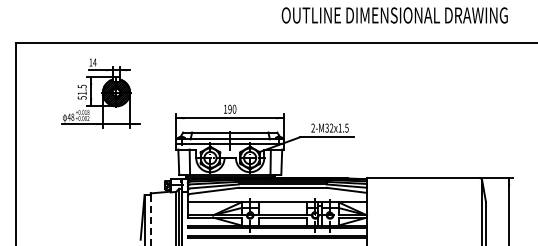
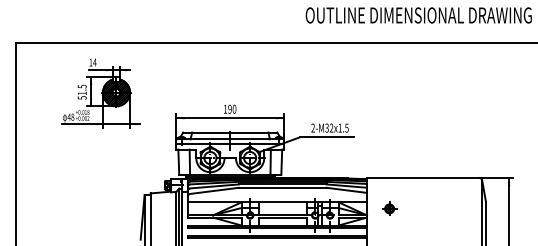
text position: (394, 15) -> (418, 15) (418, 15)
part: none -> present (389, 208)
line: dashed -> solid (150, 219)
